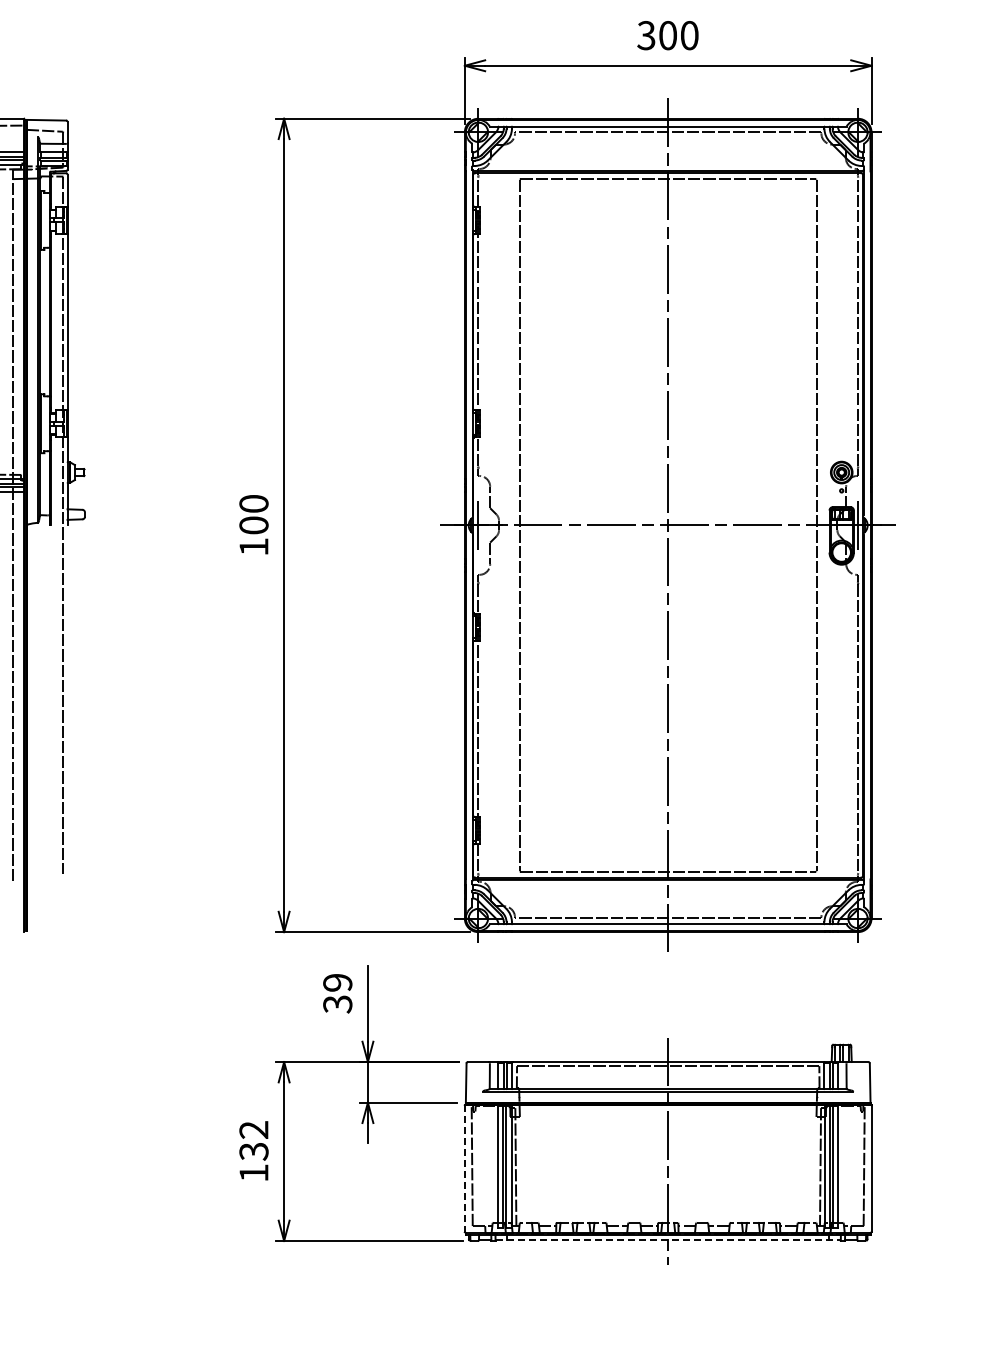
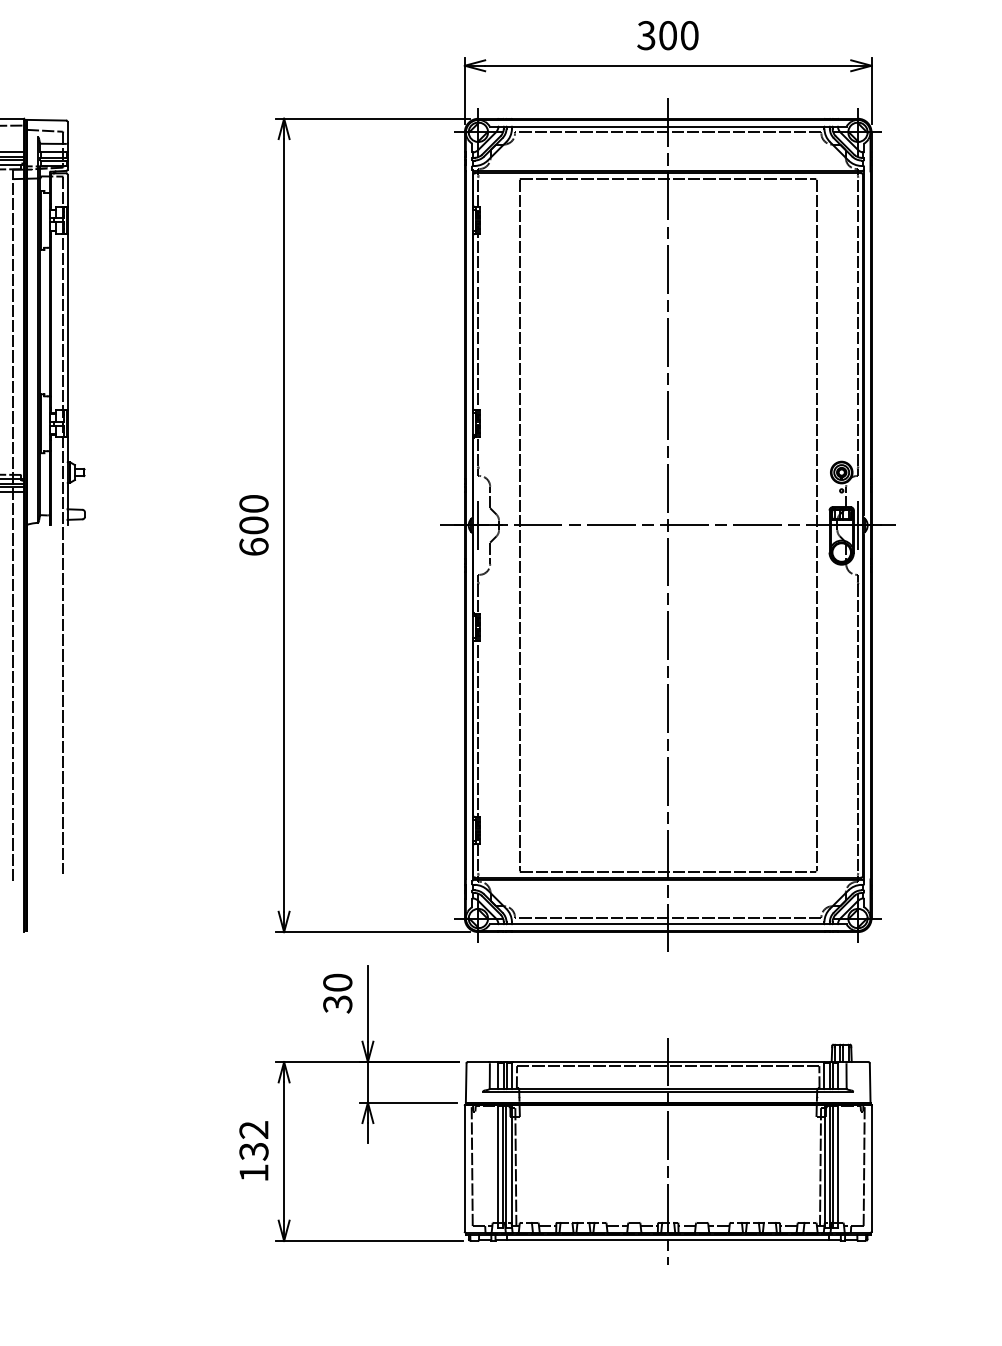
text: 100 -> 600 (253, 546)
text: 39 -> 30 (337, 982)
line: dashed -> solid (464, 1169)
line: dashed -> solid (668, 1240)
